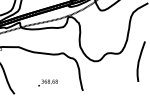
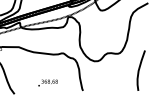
curve position: (139, 61) -> (139, 70) (139, 70)
